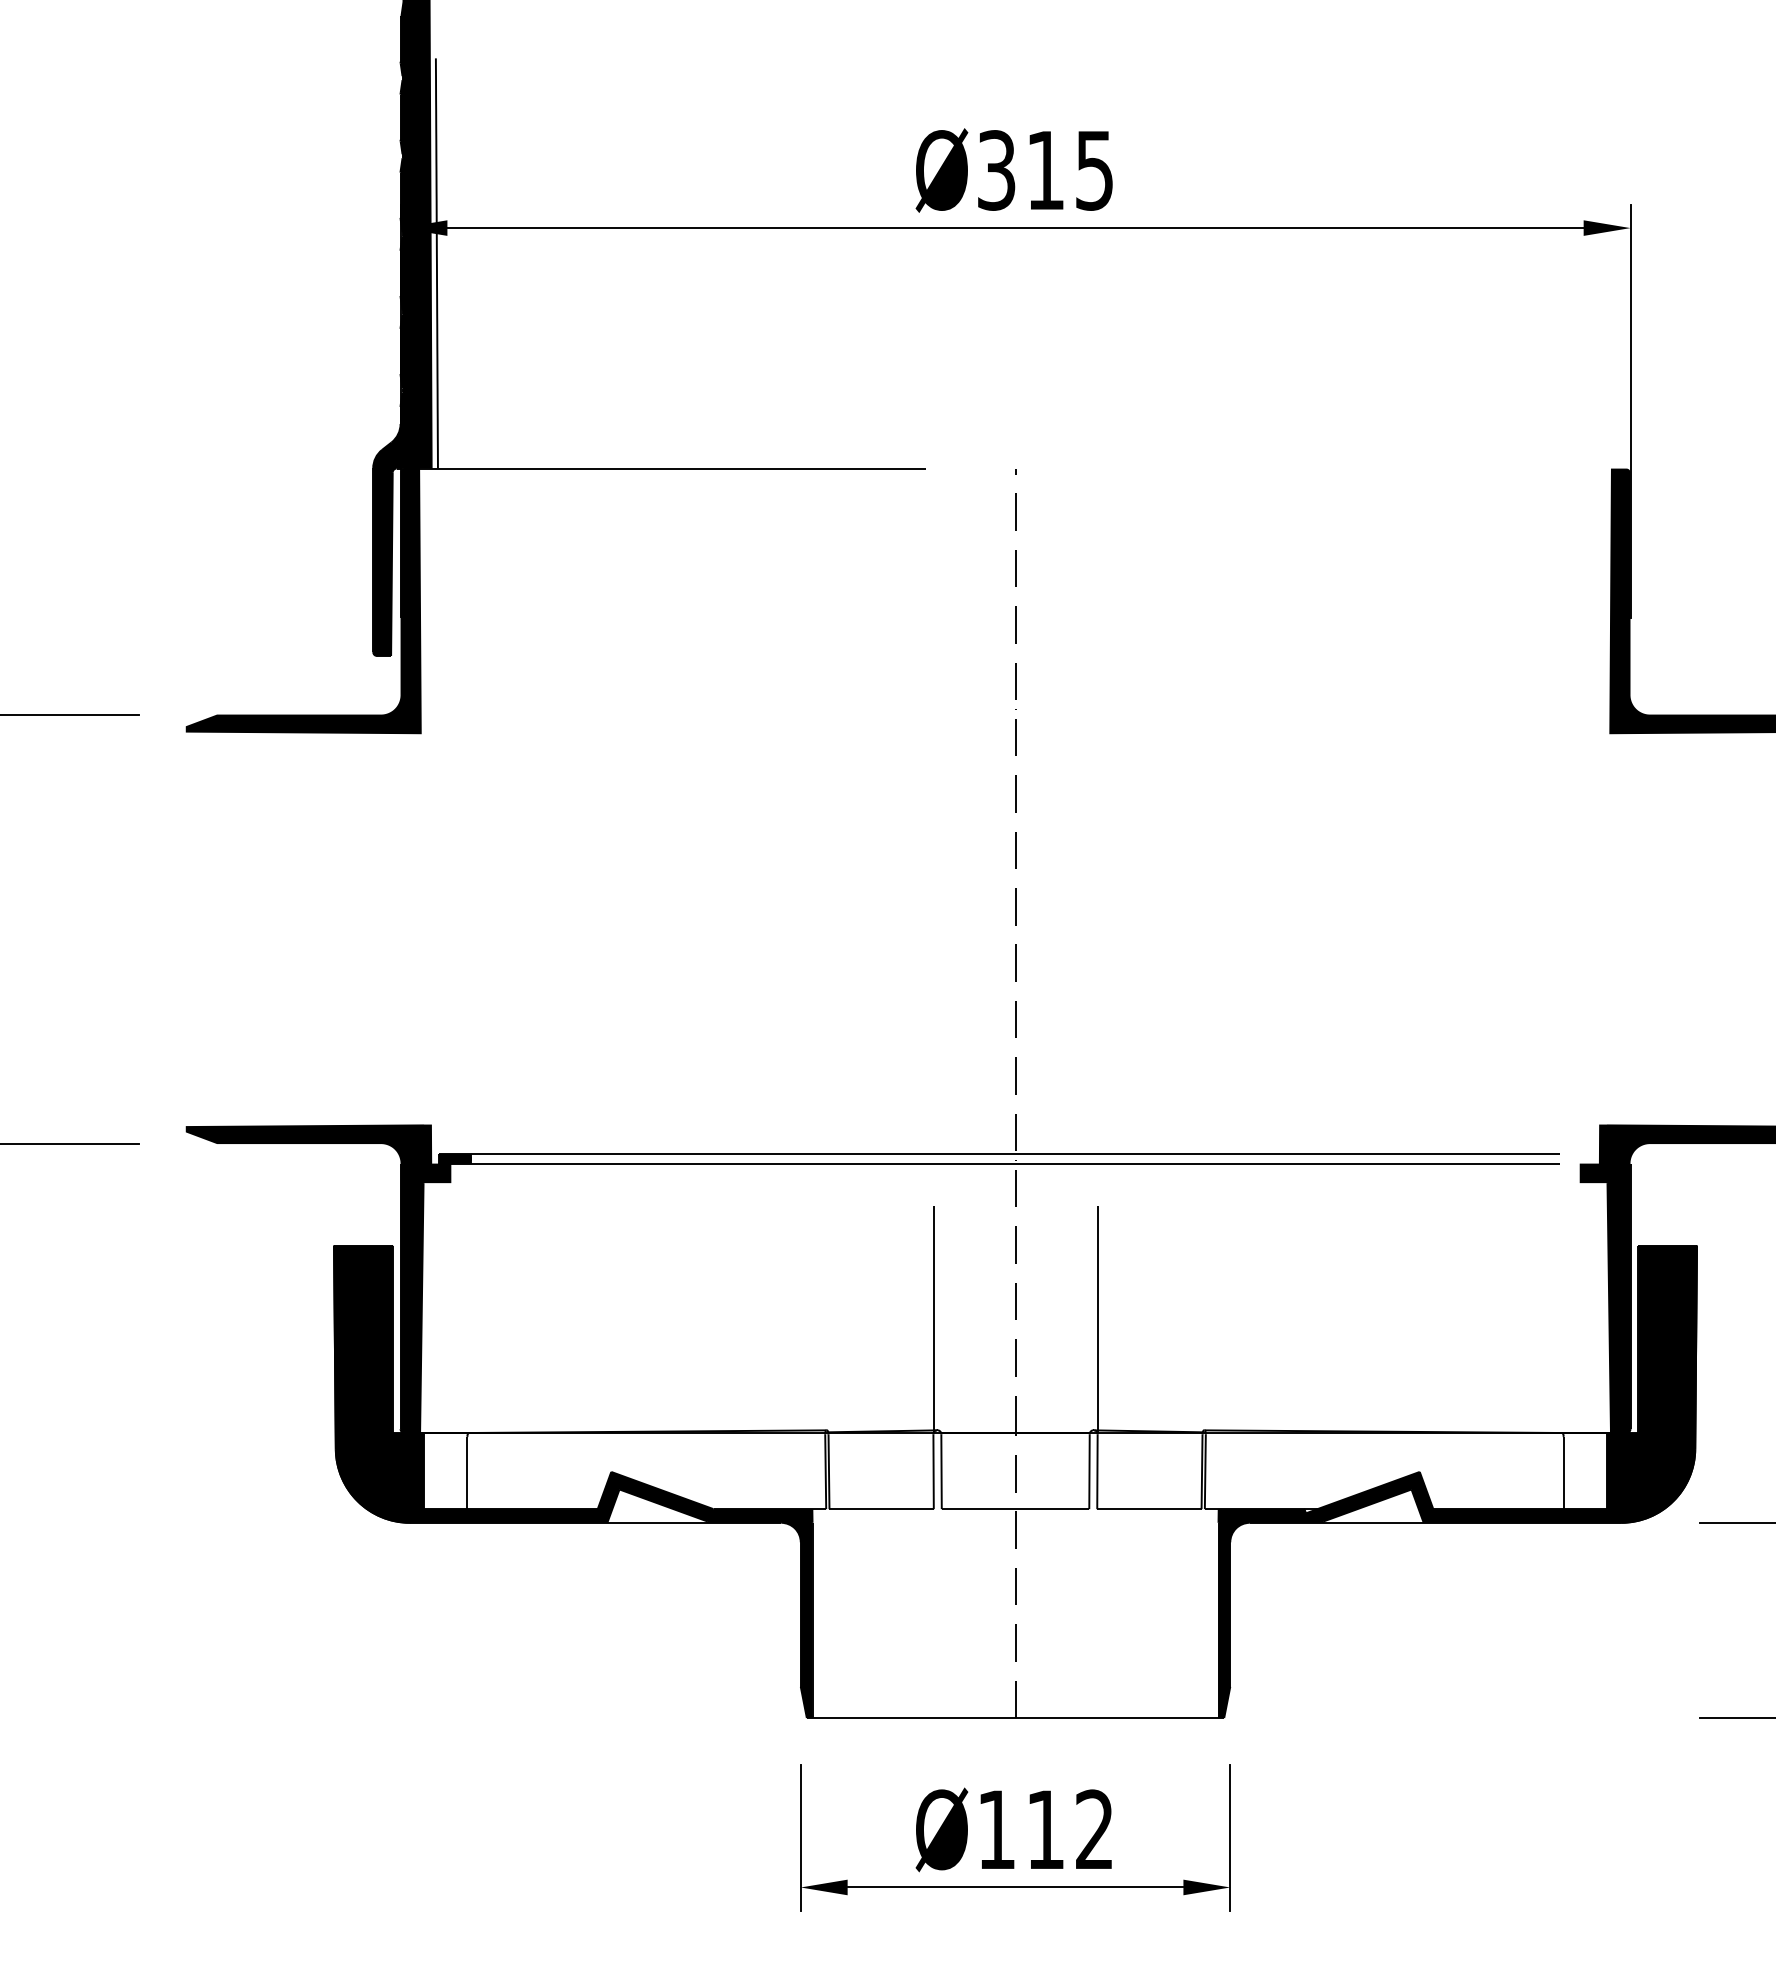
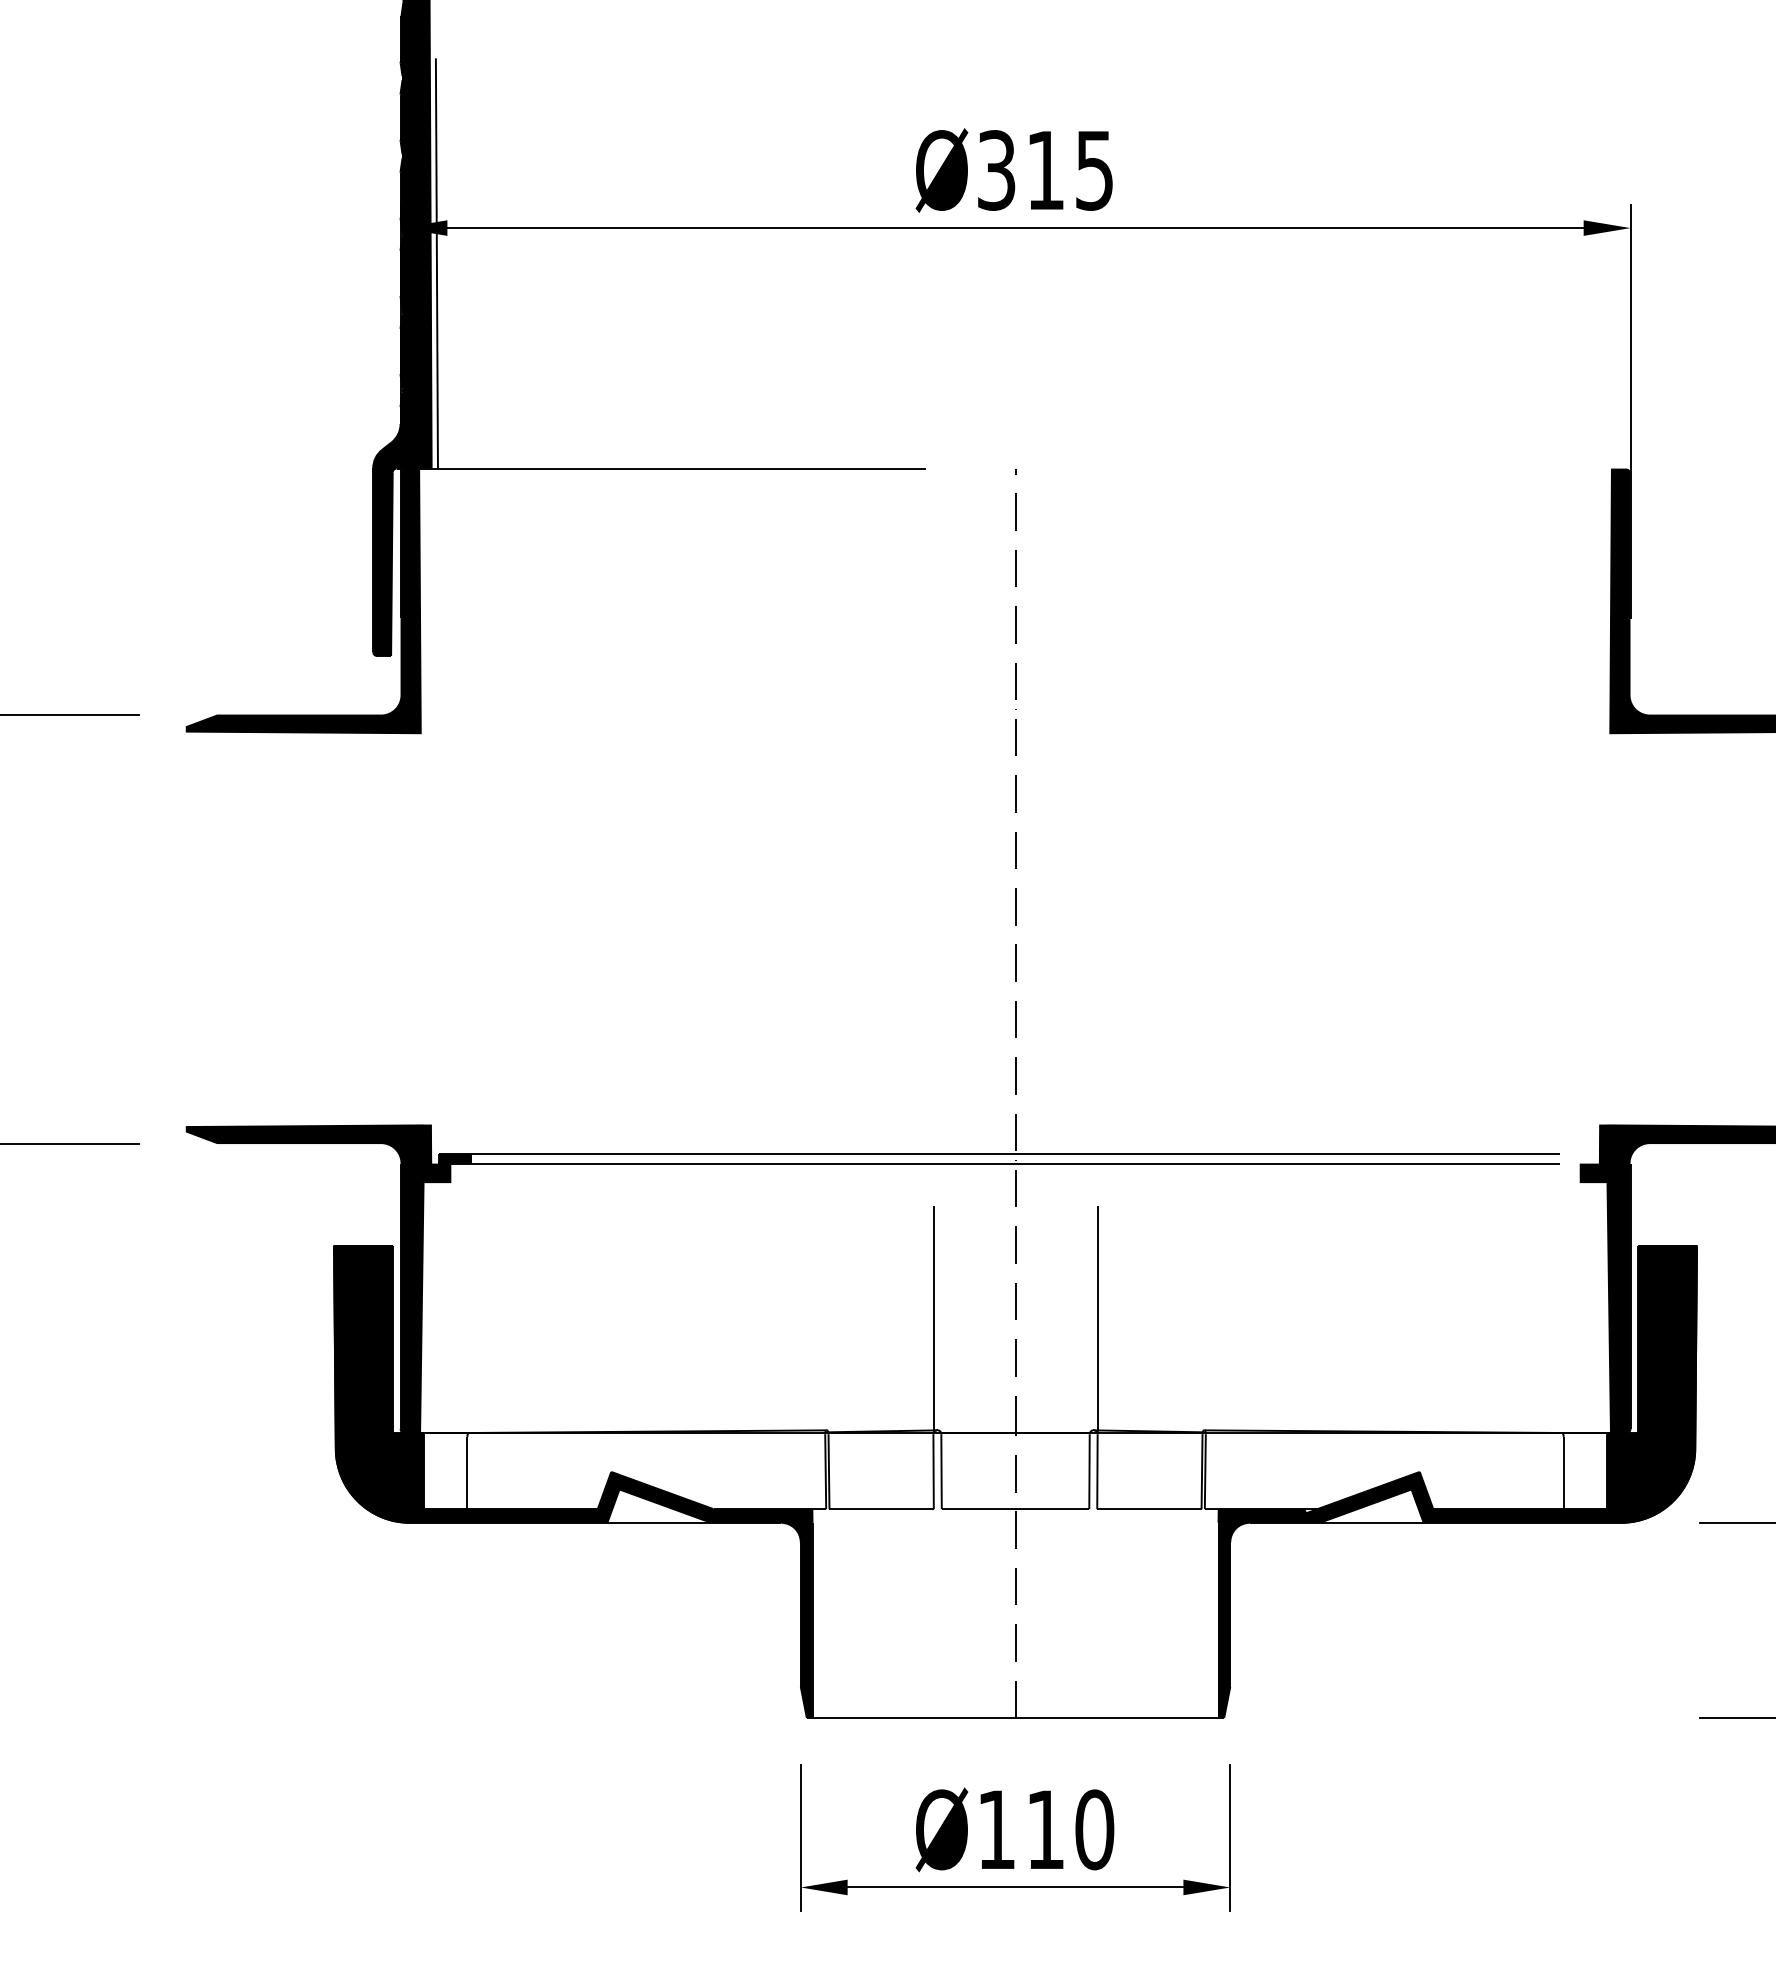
text: Ø112 -> Ø110 (1094, 1829)
